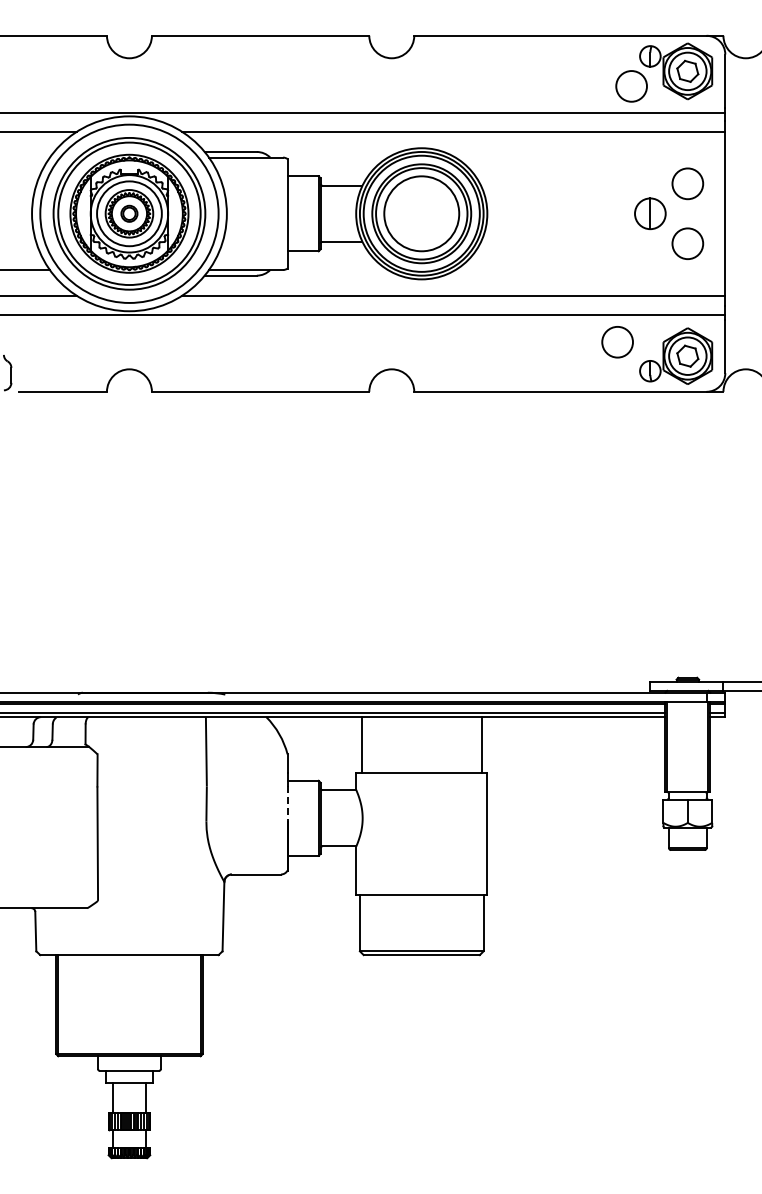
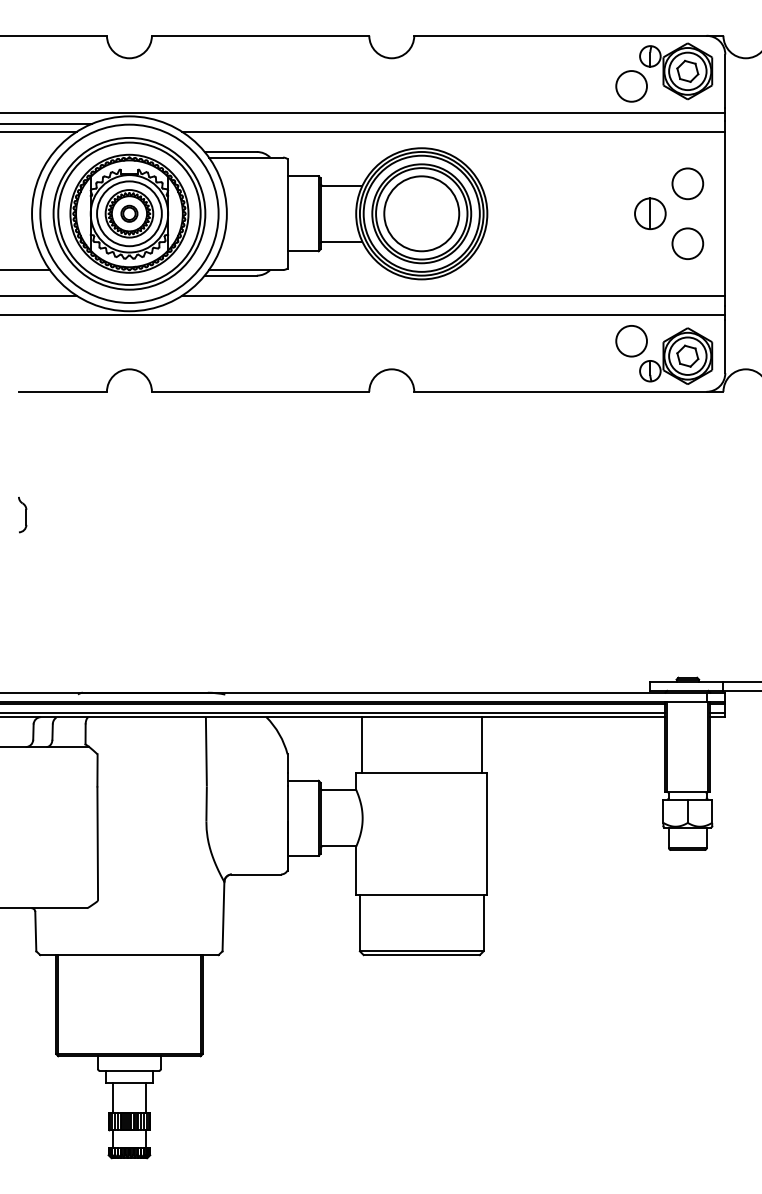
line: none -> present (46, 123)
circle position: (617, 342) -> (631, 341) (631, 341)
part position: (7, 373) -> (22, 515) (22, 515)
line: dashed -> solid (287, 804)
